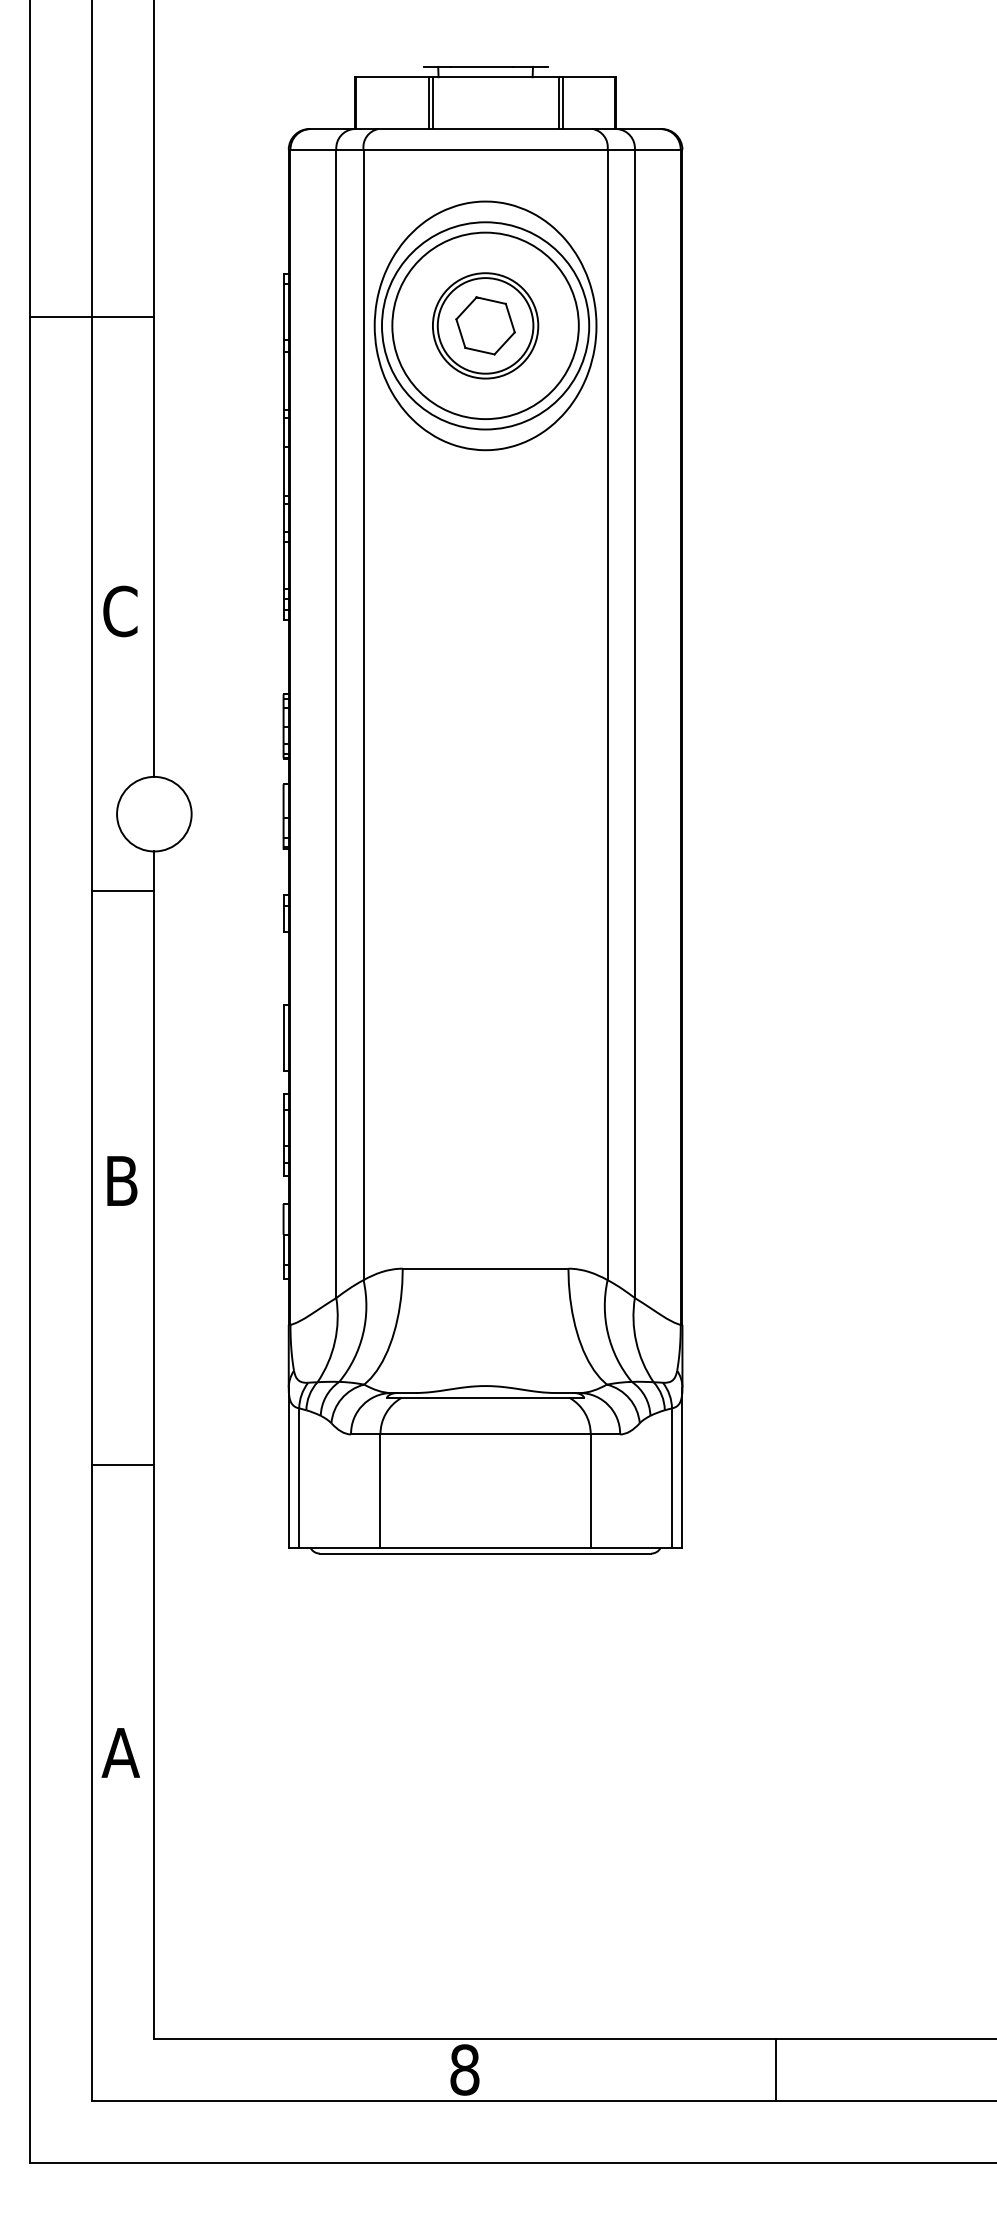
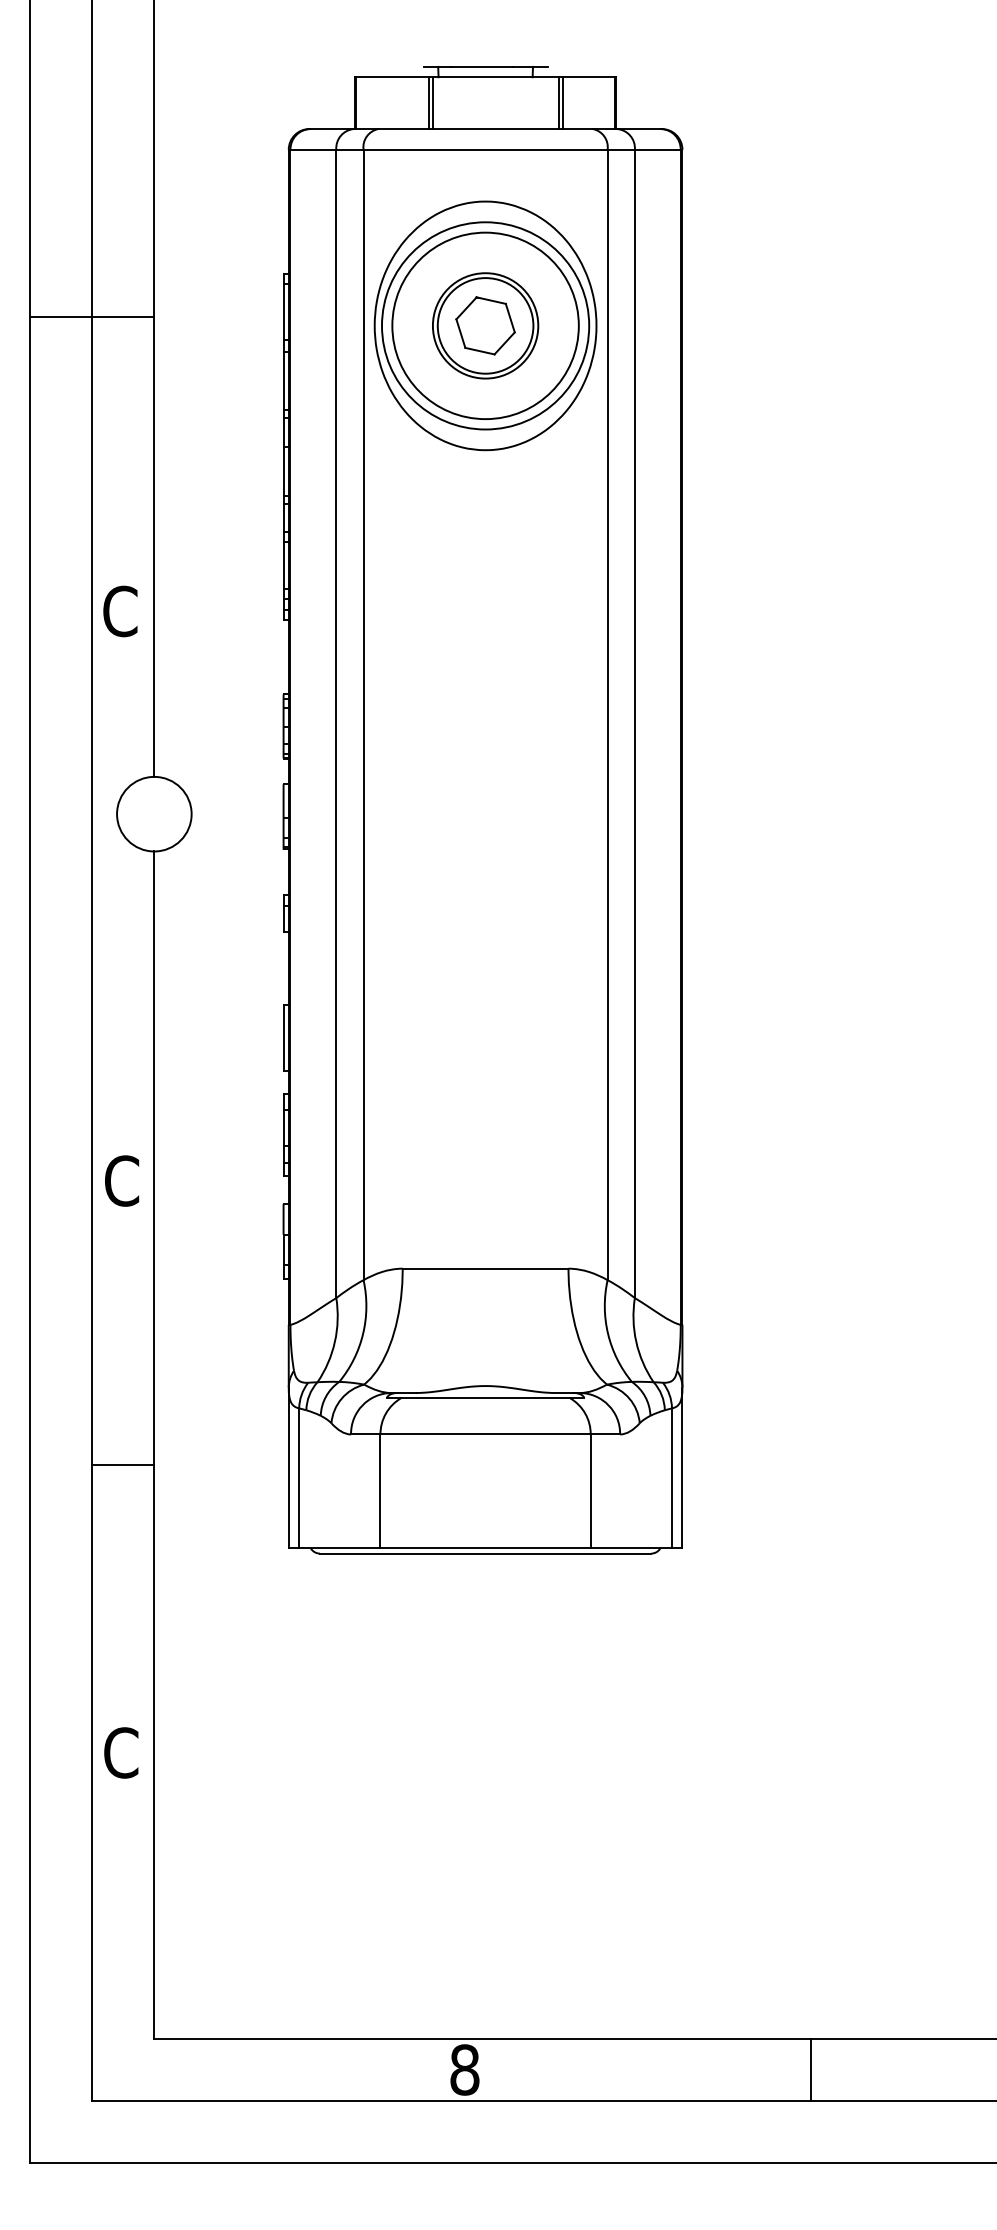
line: present -> none (123, 890)
text: B -> C (122, 1180)
text: A -> C (120, 1752)
line position: (775, 2069) -> (810, 2069) (810, 2069)
